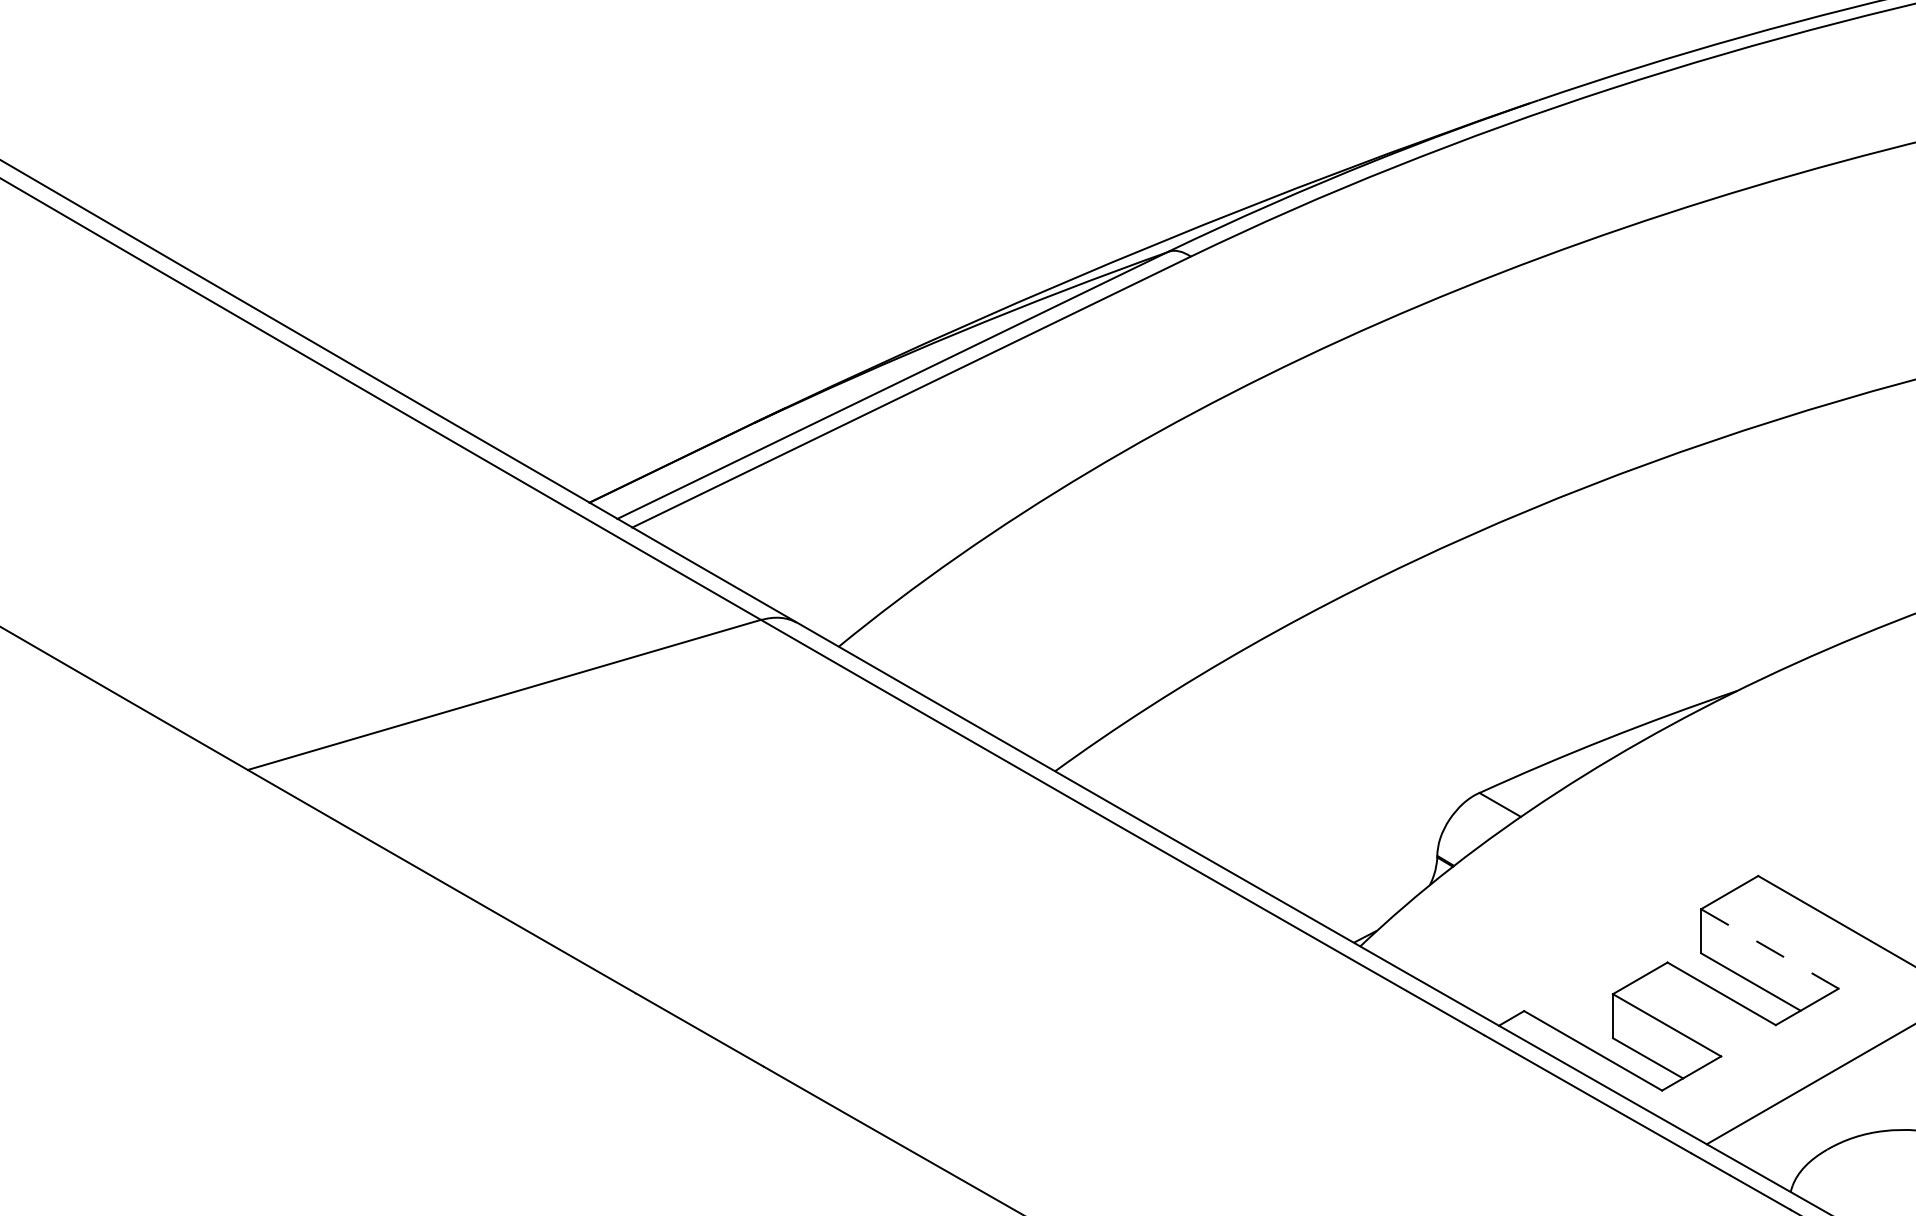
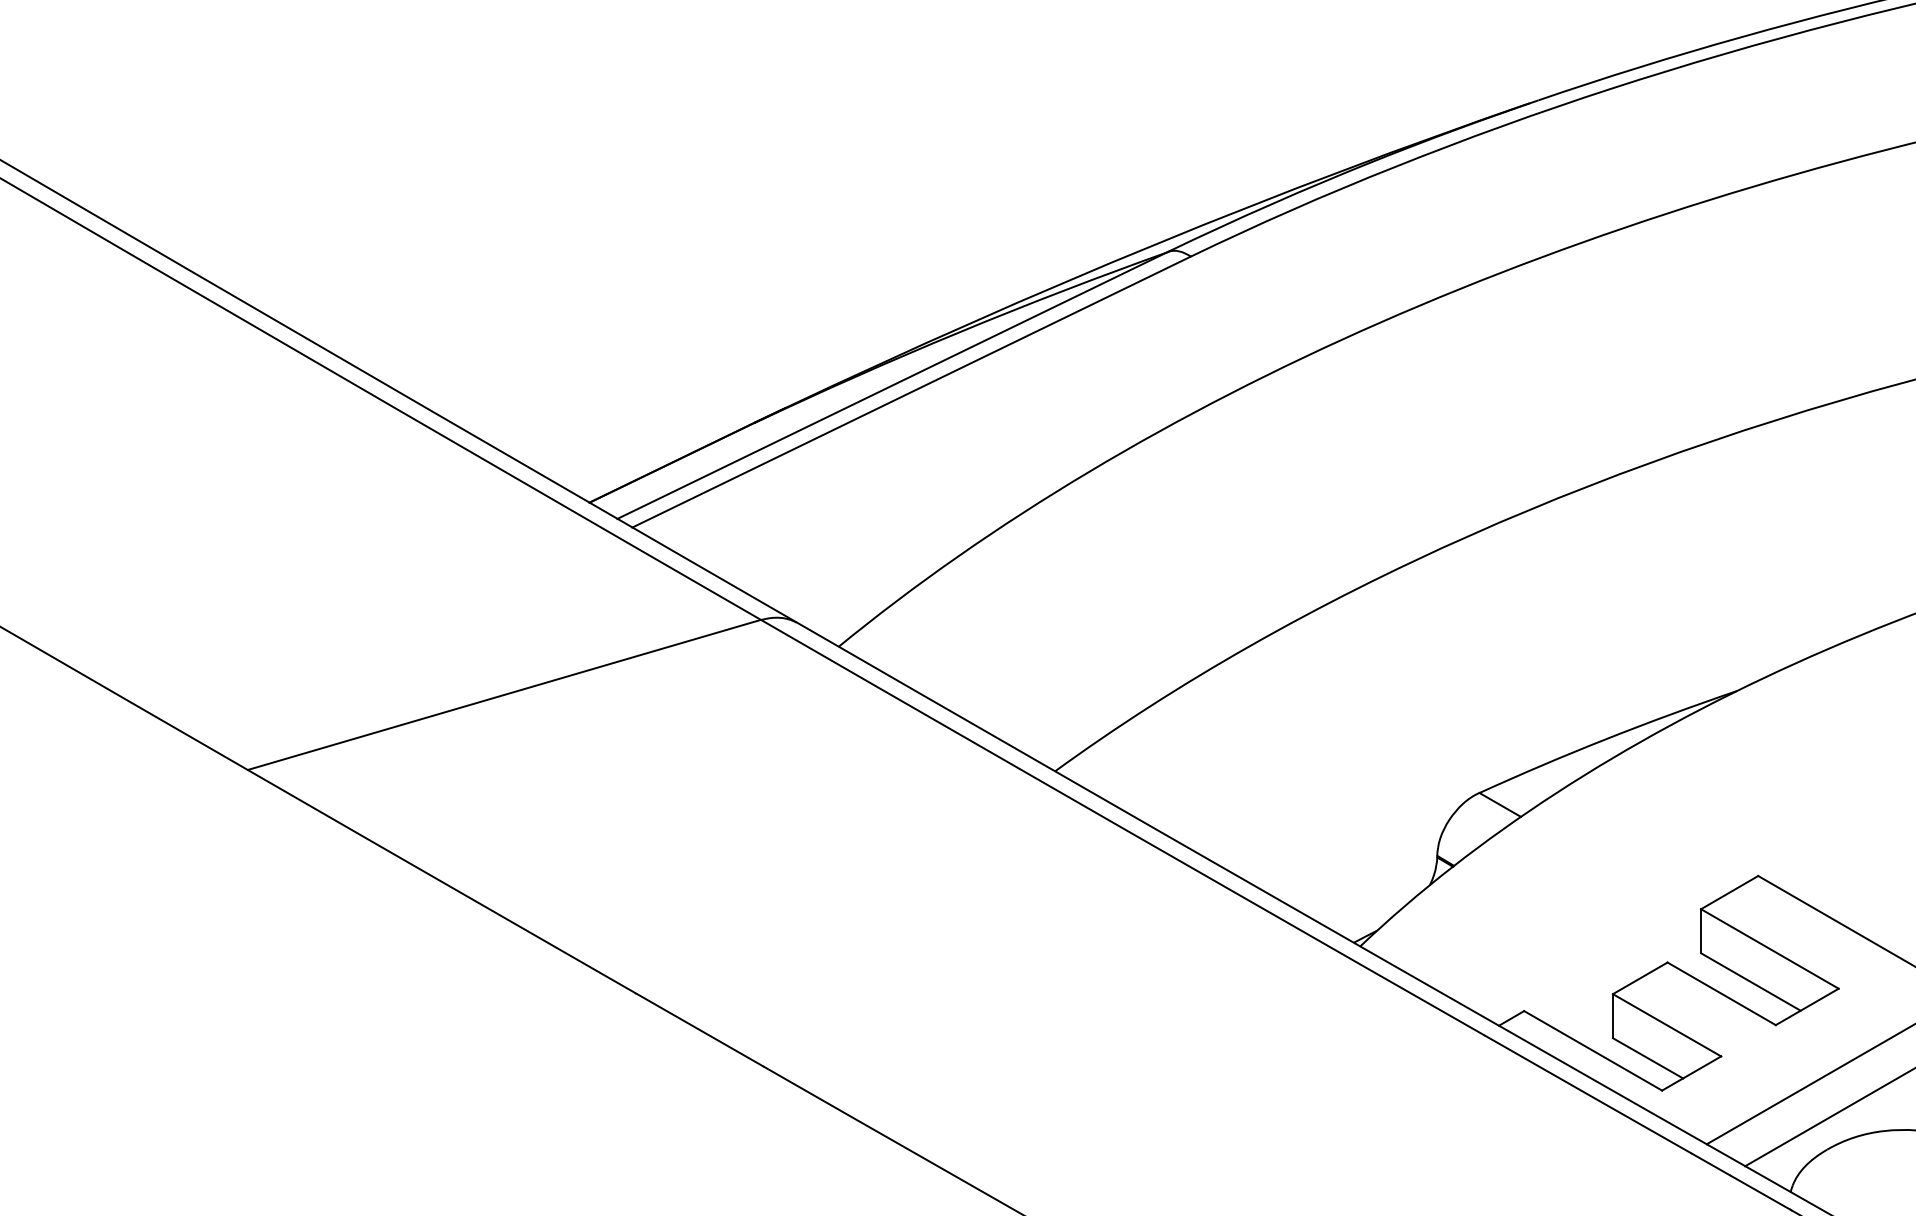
line: dashed -> solid (1770, 949)
line: none -> present (1828, 1117)
